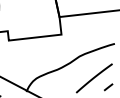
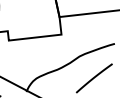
line: present -> none (108, 87)
